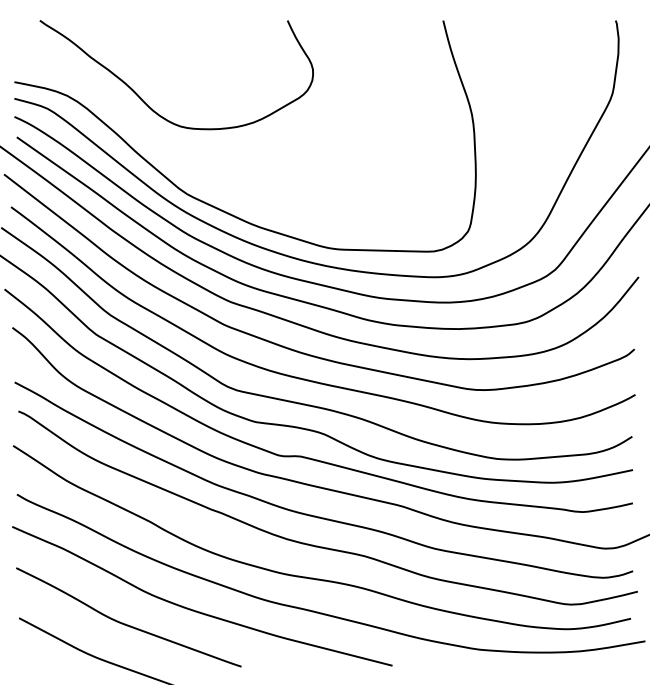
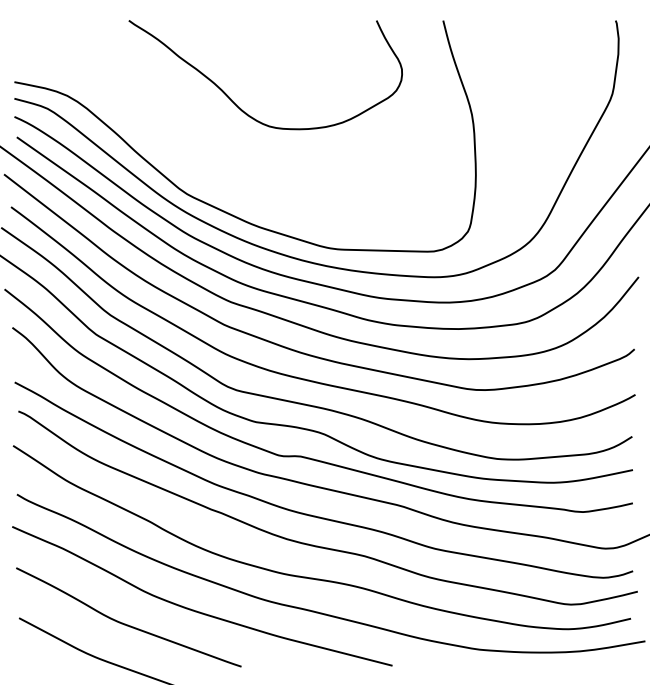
curve position: (151, 107) -> (240, 107) (240, 107)
